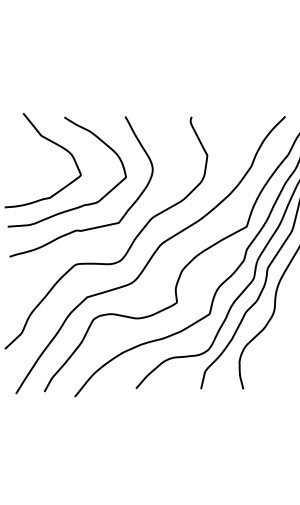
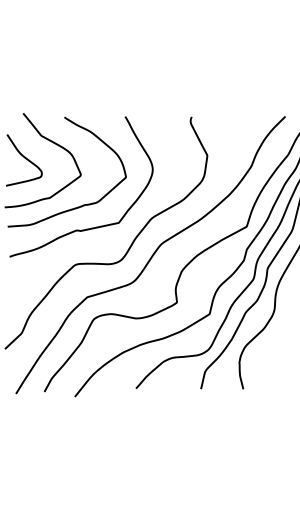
curve: none -> present (25, 159)
